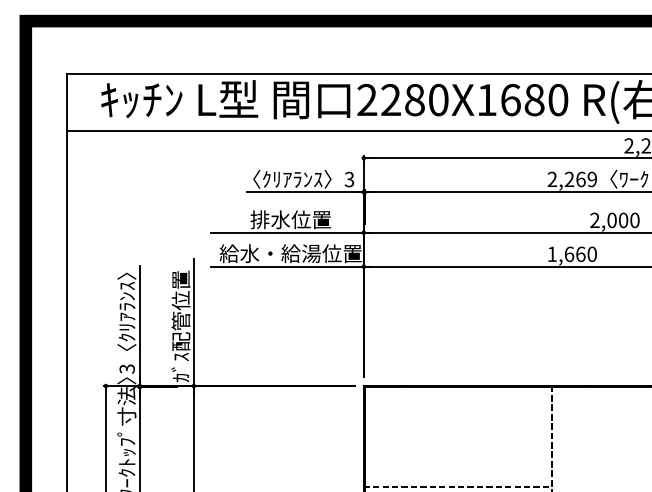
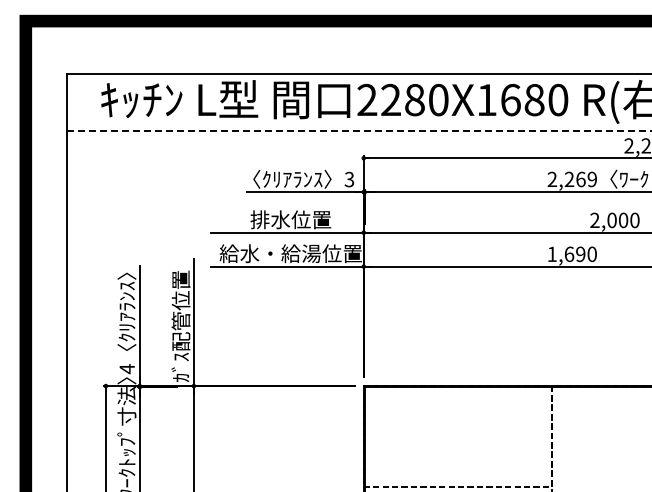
line: solid -> dashed (359, 130)
text: 1,660 -> 1,690 (580, 254)
text: 3 -> 4 (126, 369)
